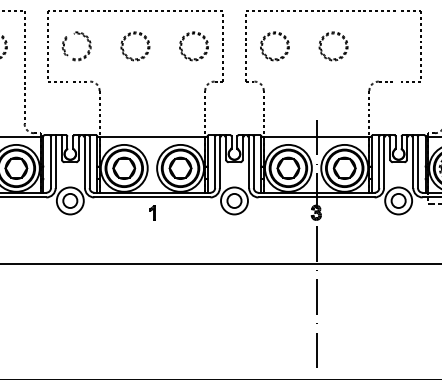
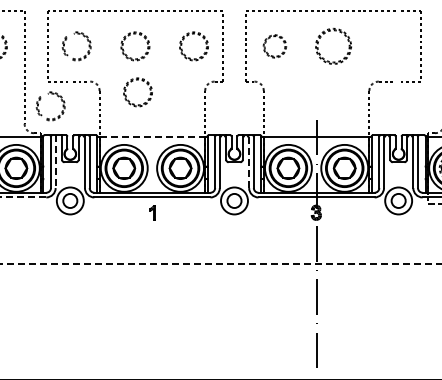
circle size: 30x31 px -> 26x25 px (274, 46)
circle size: 31x31 px -> 37x38 px (333, 45)
circle: none -> present (137, 92)
part: none -> present (42, 114)
line: solid -> dashed (152, 136)
line: solid -> dashed (249, 161)
line: solid -> dashed (55, 162)
line: solid -> dashed (23, 197)
line: solid -> dashed (220, 264)
